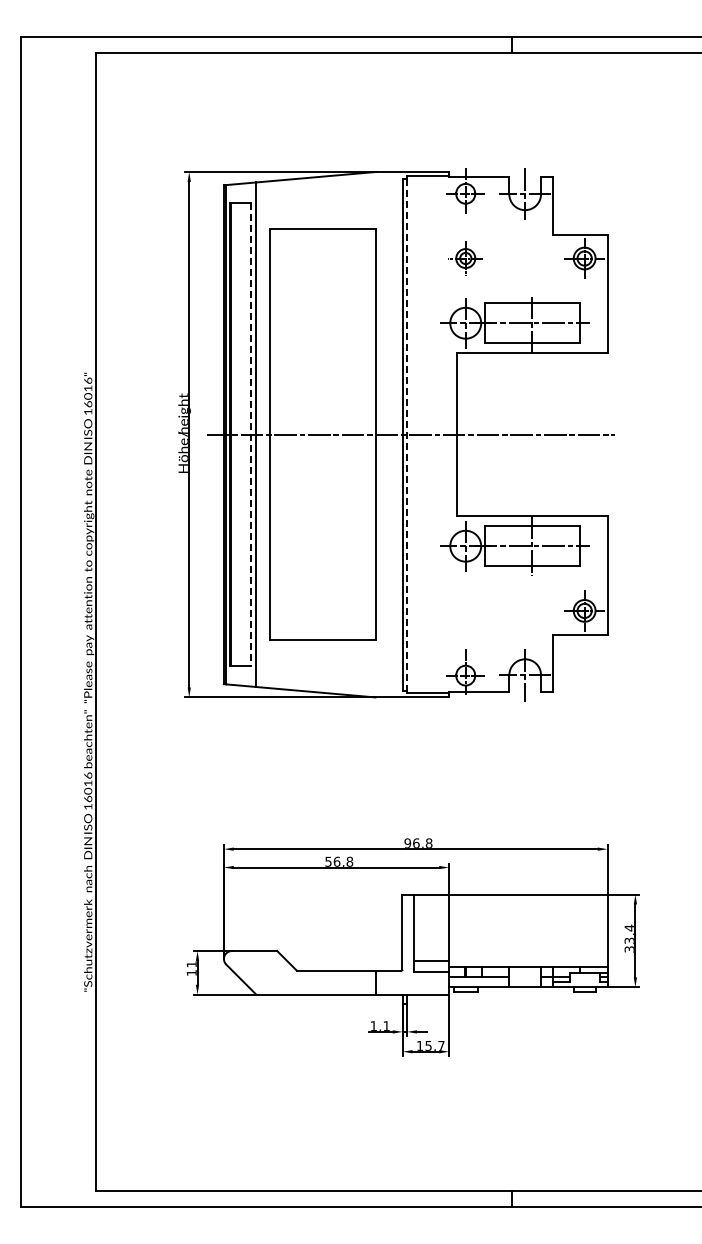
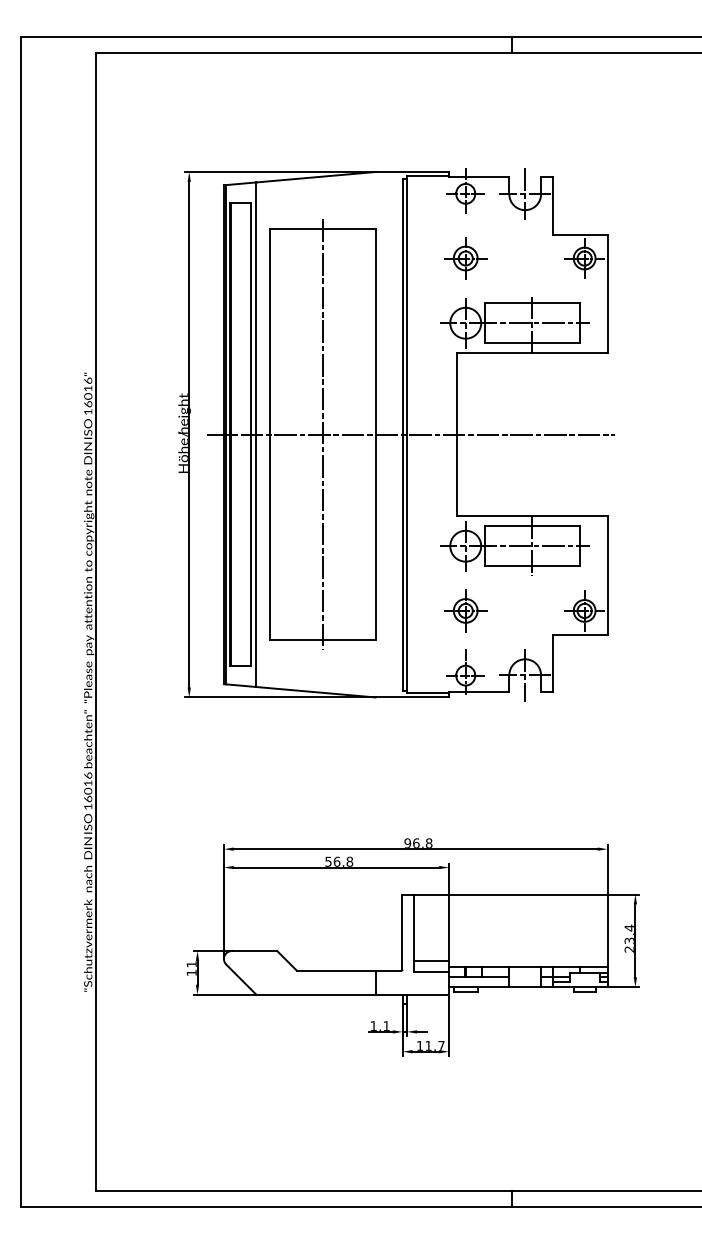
part size: 35x35 px -> 44x43 px (465, 258)
line: dashed -> solid (250, 434)
line: none -> present (322, 434)
line: dashed -> solid (407, 434)
part: none -> present (465, 610)
text: 33,4 -> 23,4 (629, 949)
text: 15,7 -> 11,7 (428, 1045)
